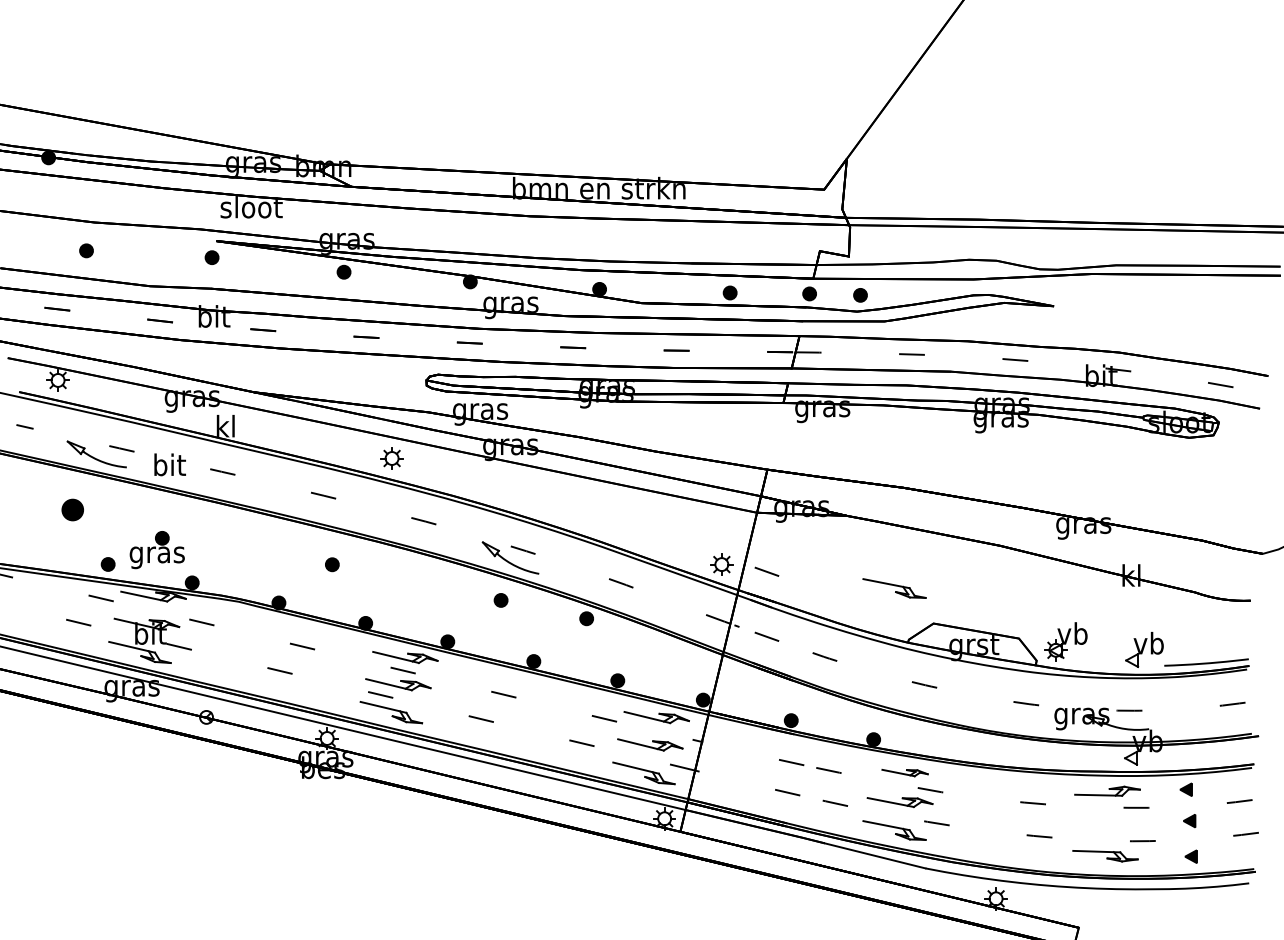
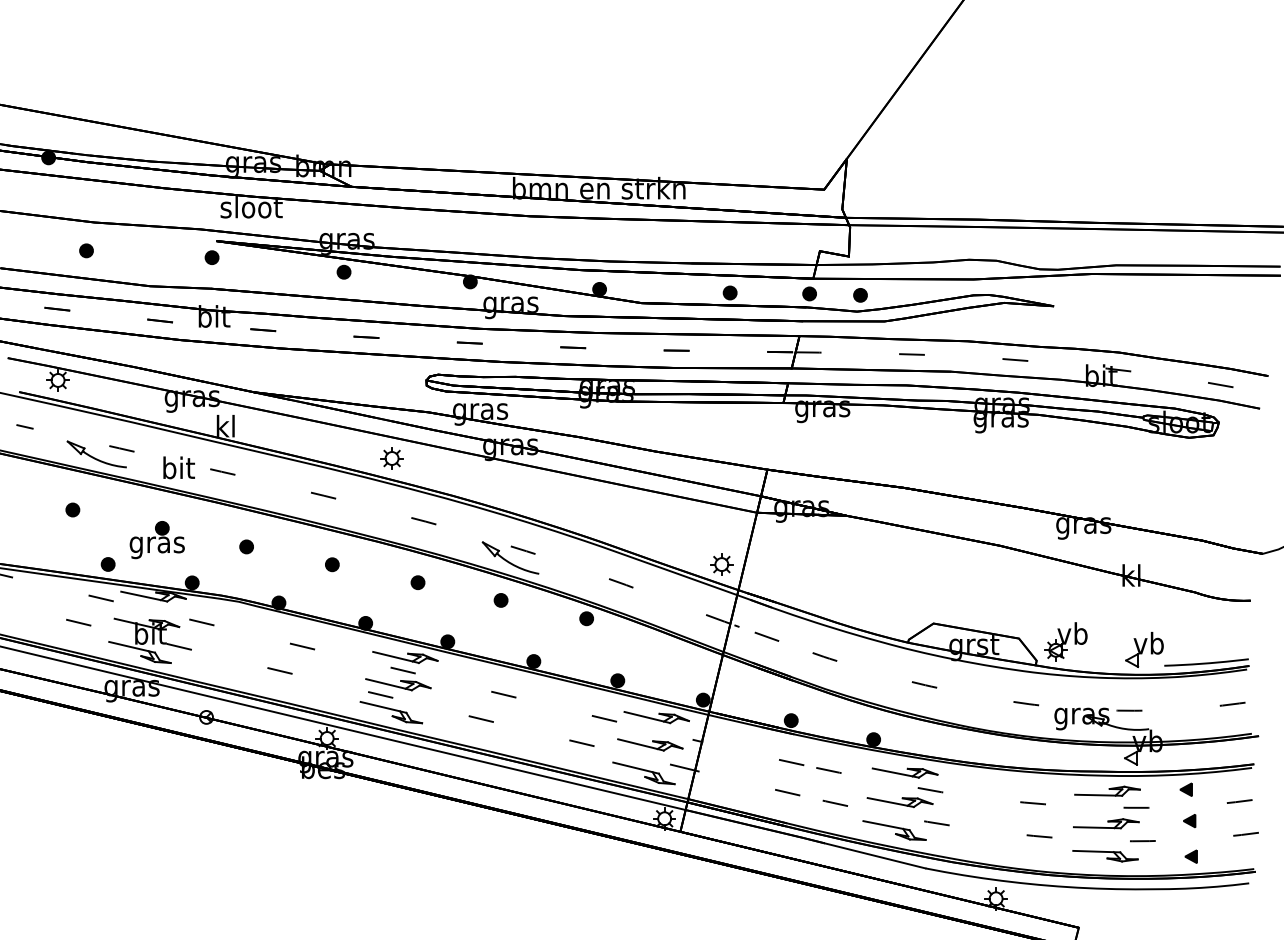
text position: (169, 464) -> (178, 467) (178, 467)
part size: 23x24 px -> 16x16 px (72, 509)
part: none -> present (246, 546)
part position: (156, 550) -> (156, 540) (156, 540)
line: present -> none (766, 571)
part: none -> present (417, 582)
part: present -> none (894, 588)
part size: 48x9 px -> 68x12 px (904, 772)
part: none -> present (1106, 823)
